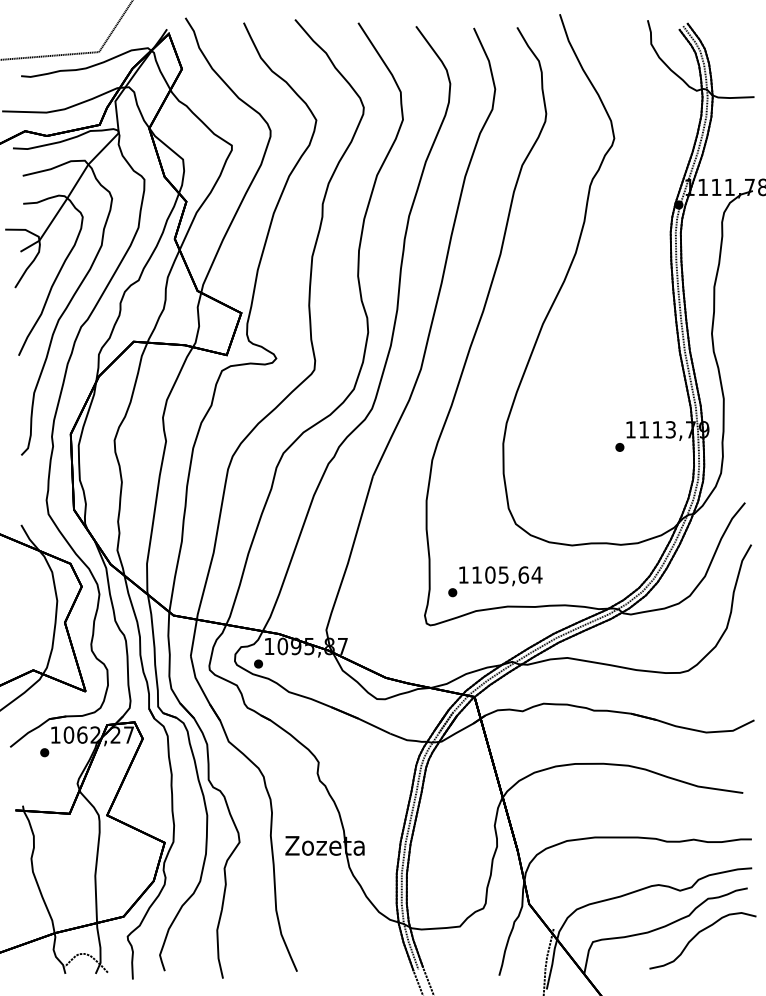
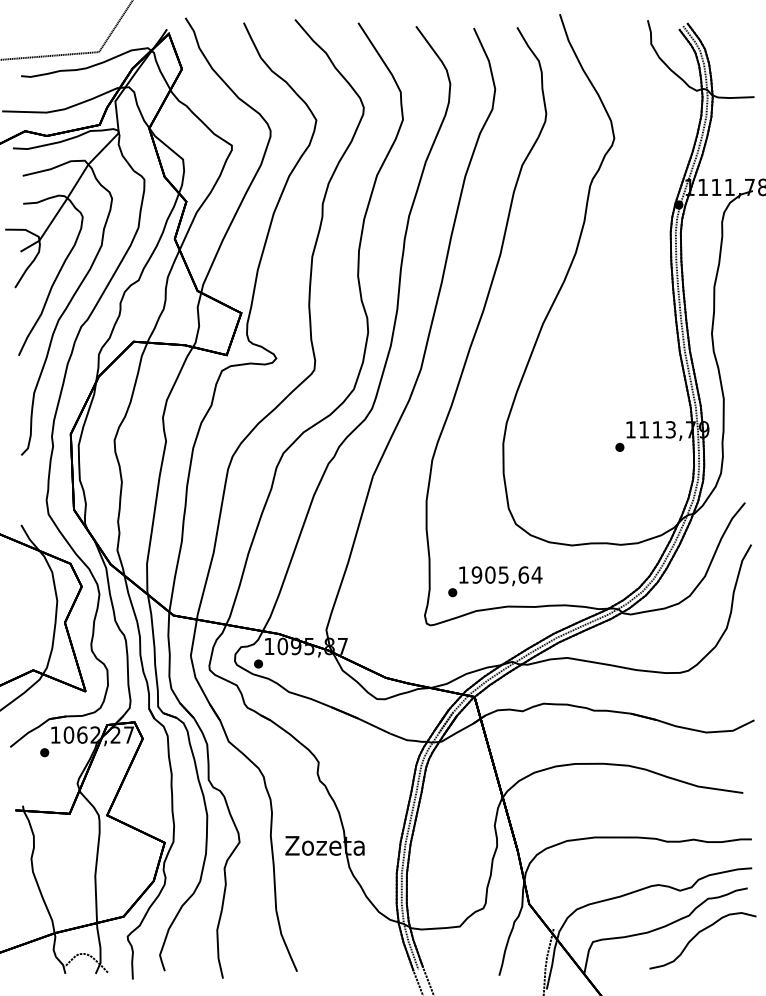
text: 1105,64 -> 1905,64 (476, 574)
